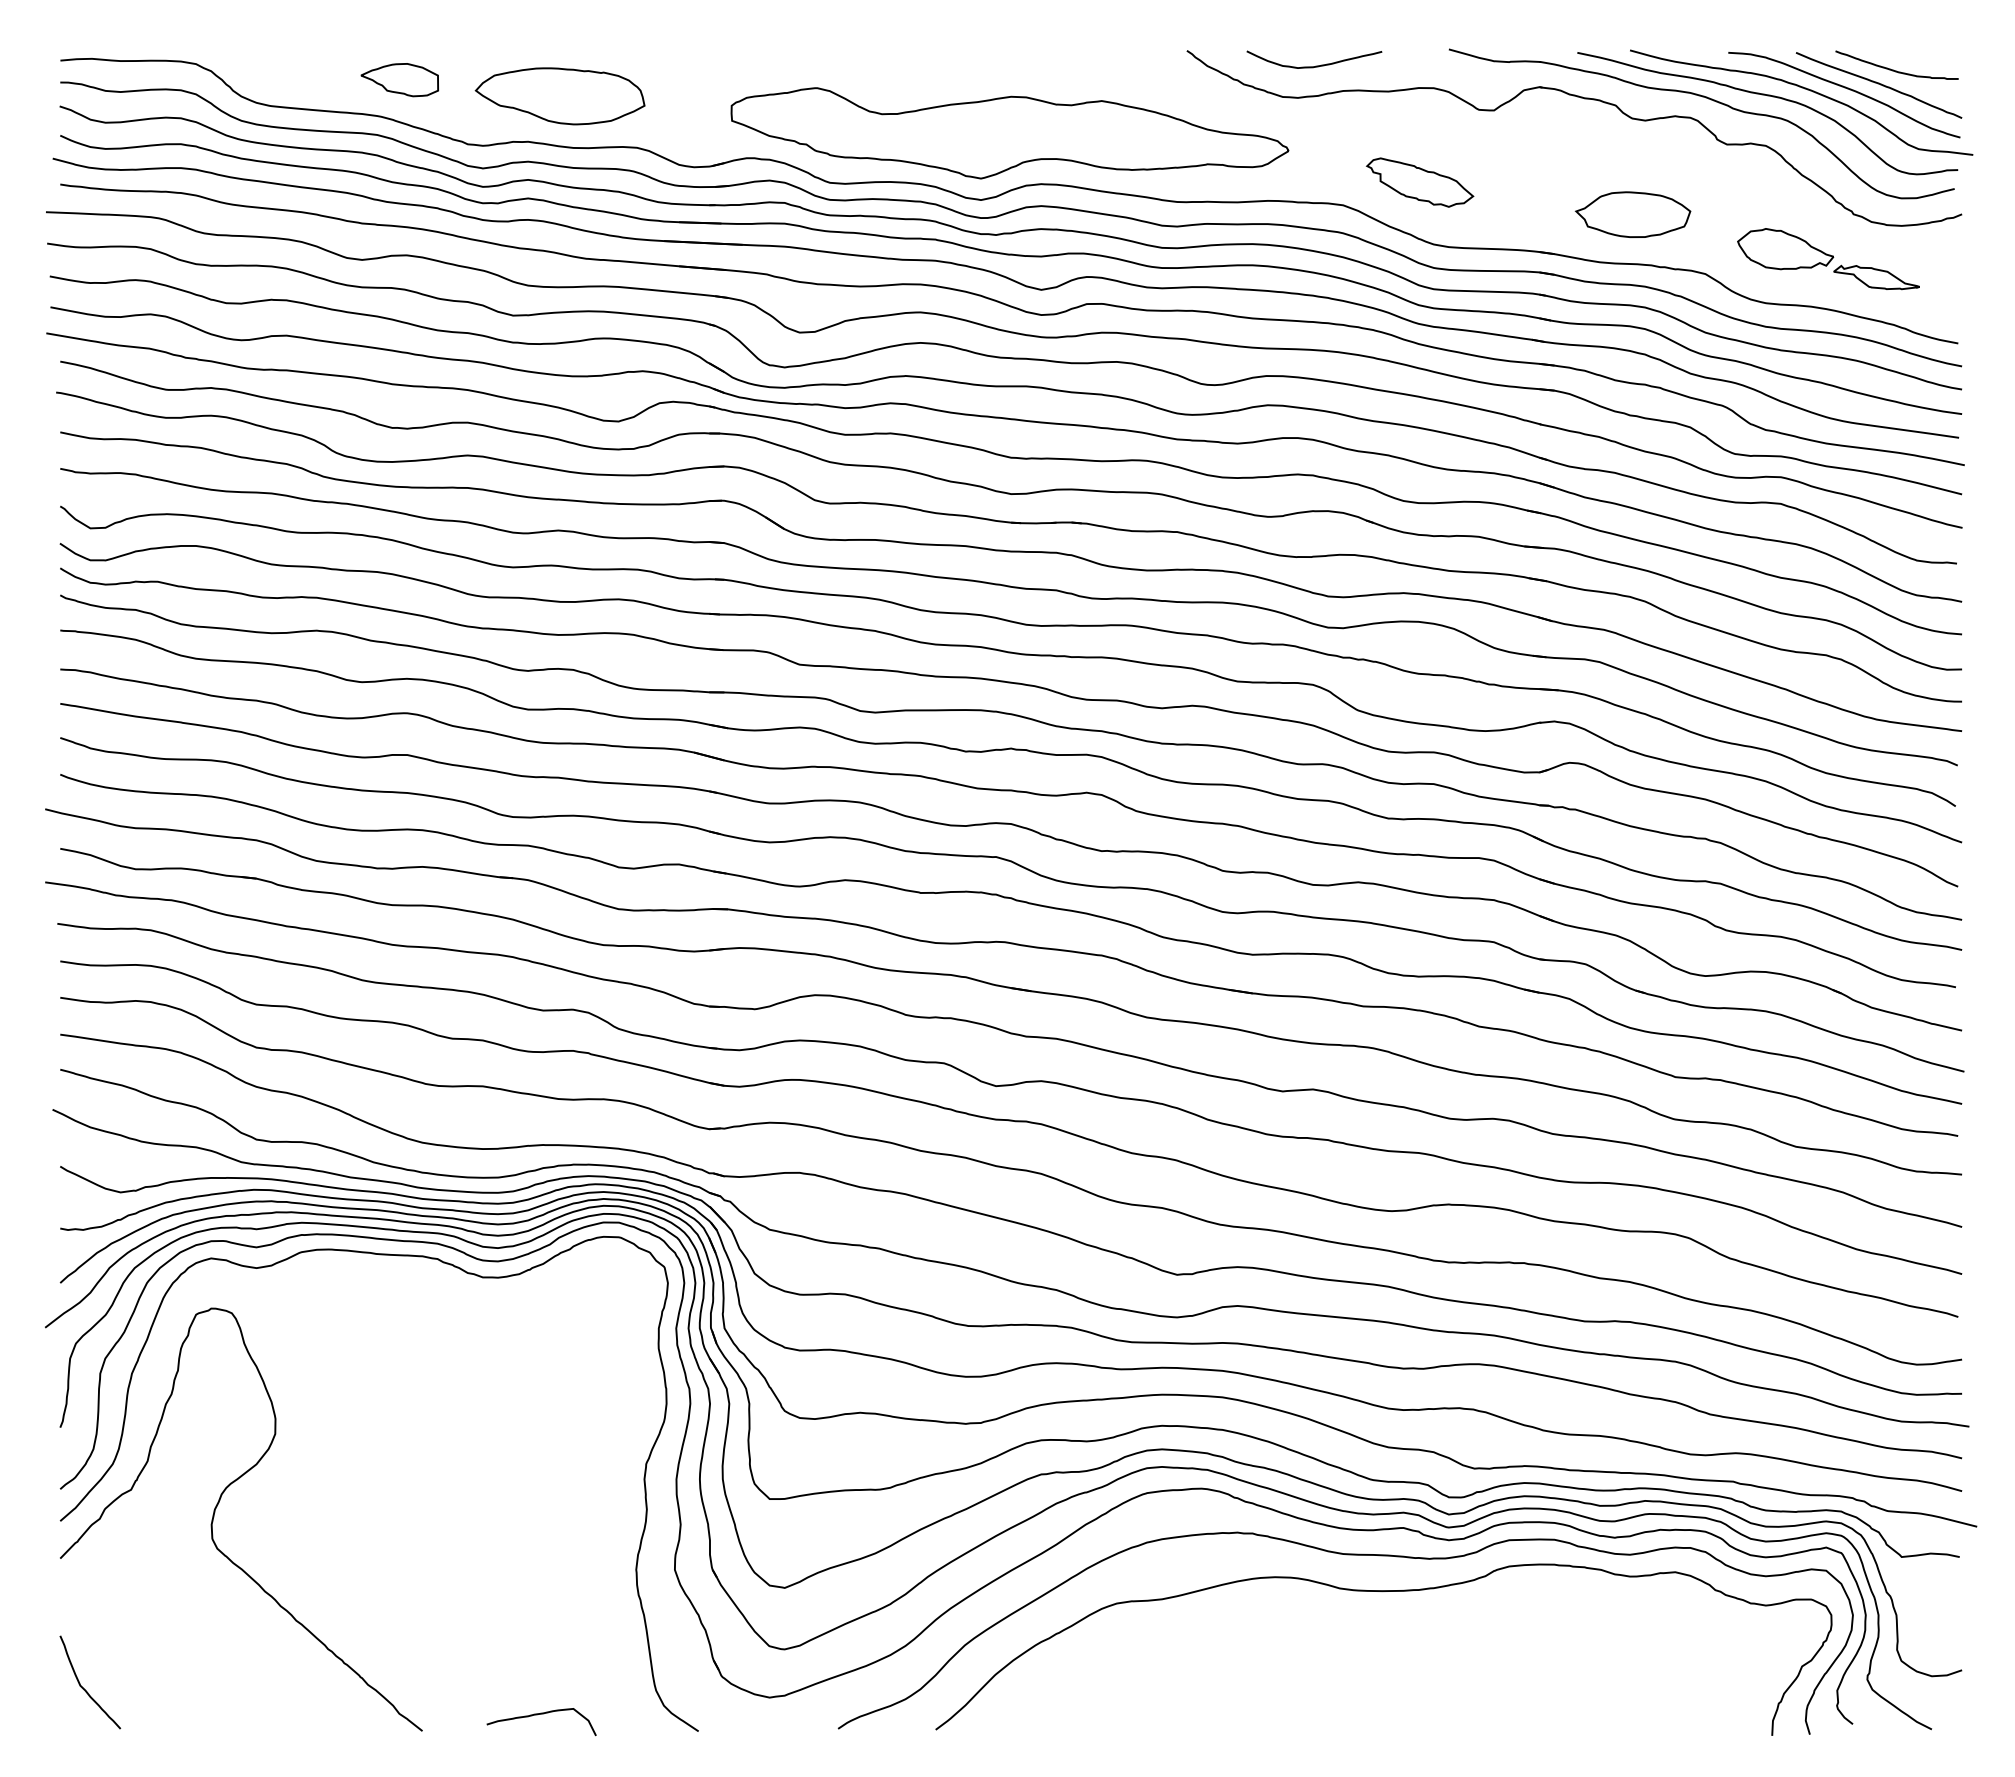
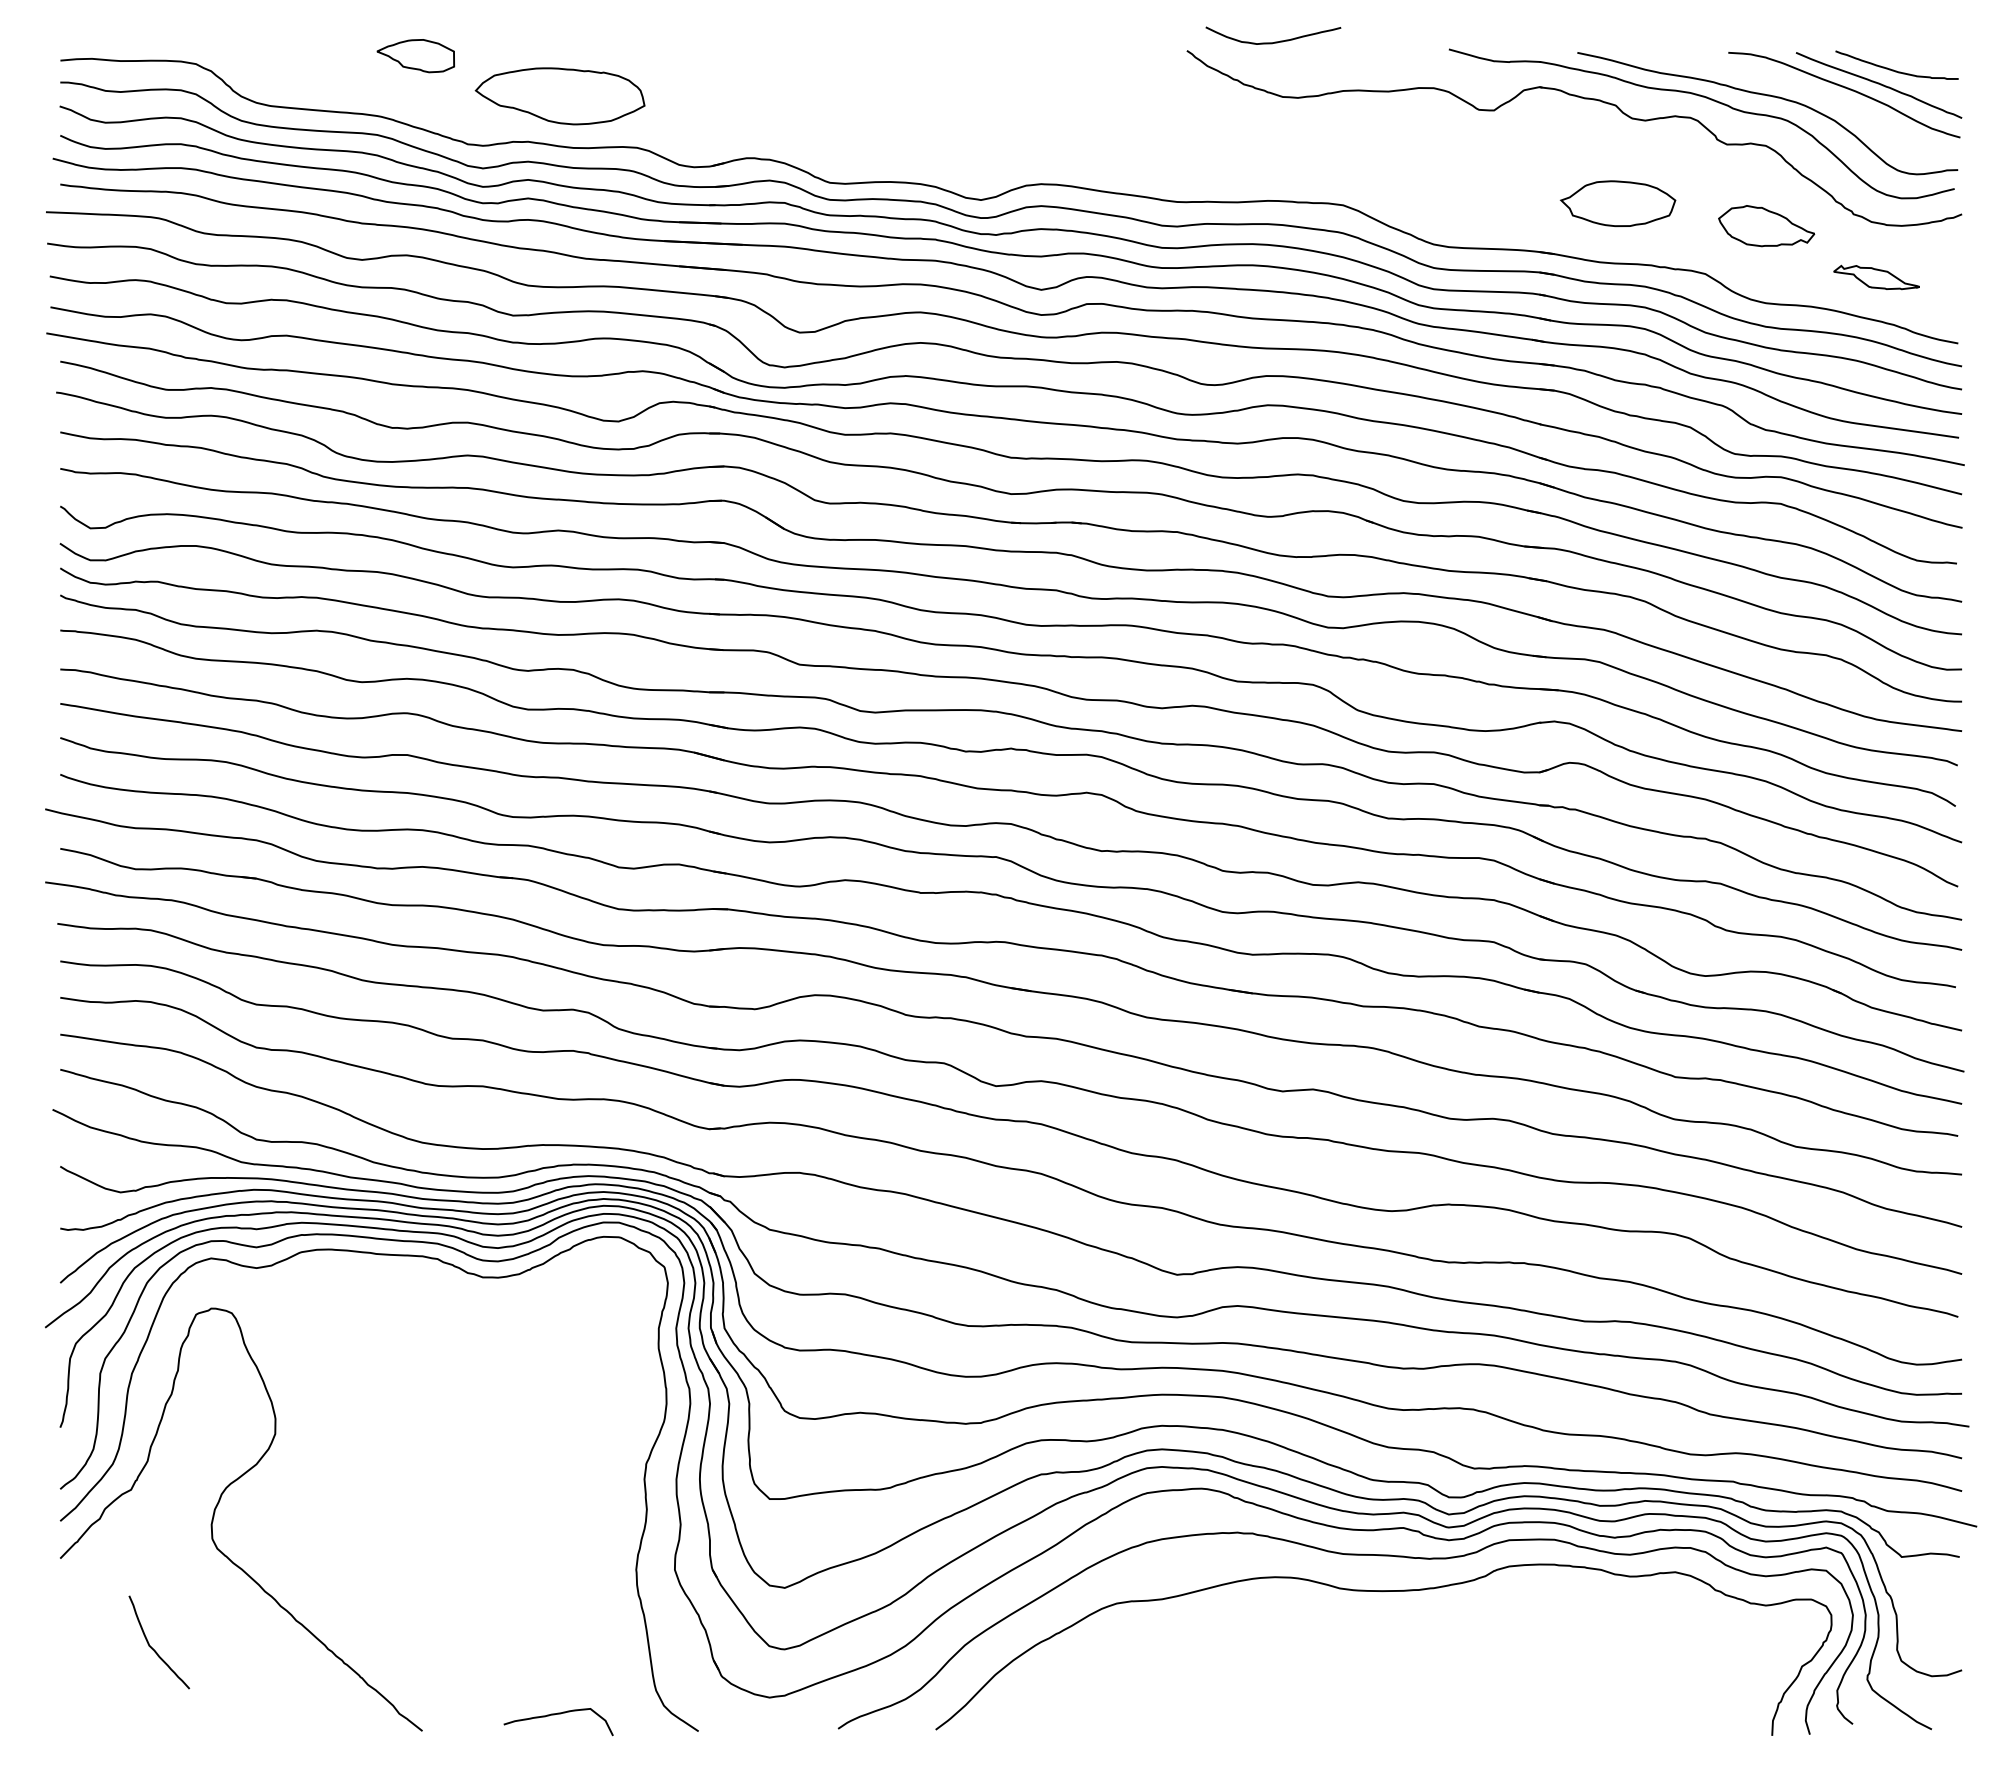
curve position: (1315, 65) -> (1274, 41) (1274, 41)
part position: (399, 80) -> (415, 56) (415, 56)
curve: present -> none (1804, 89)
part: present -> none (1009, 133)
part: present -> none (1420, 182)
part position: (1632, 214) -> (1617, 203) (1617, 203)
part position: (1785, 249) -> (1766, 226) (1766, 226)
curve position: (84, 1688) -> (153, 1648) (153, 1648)
curve position: (541, 1714) -> (558, 1714) (558, 1714)
